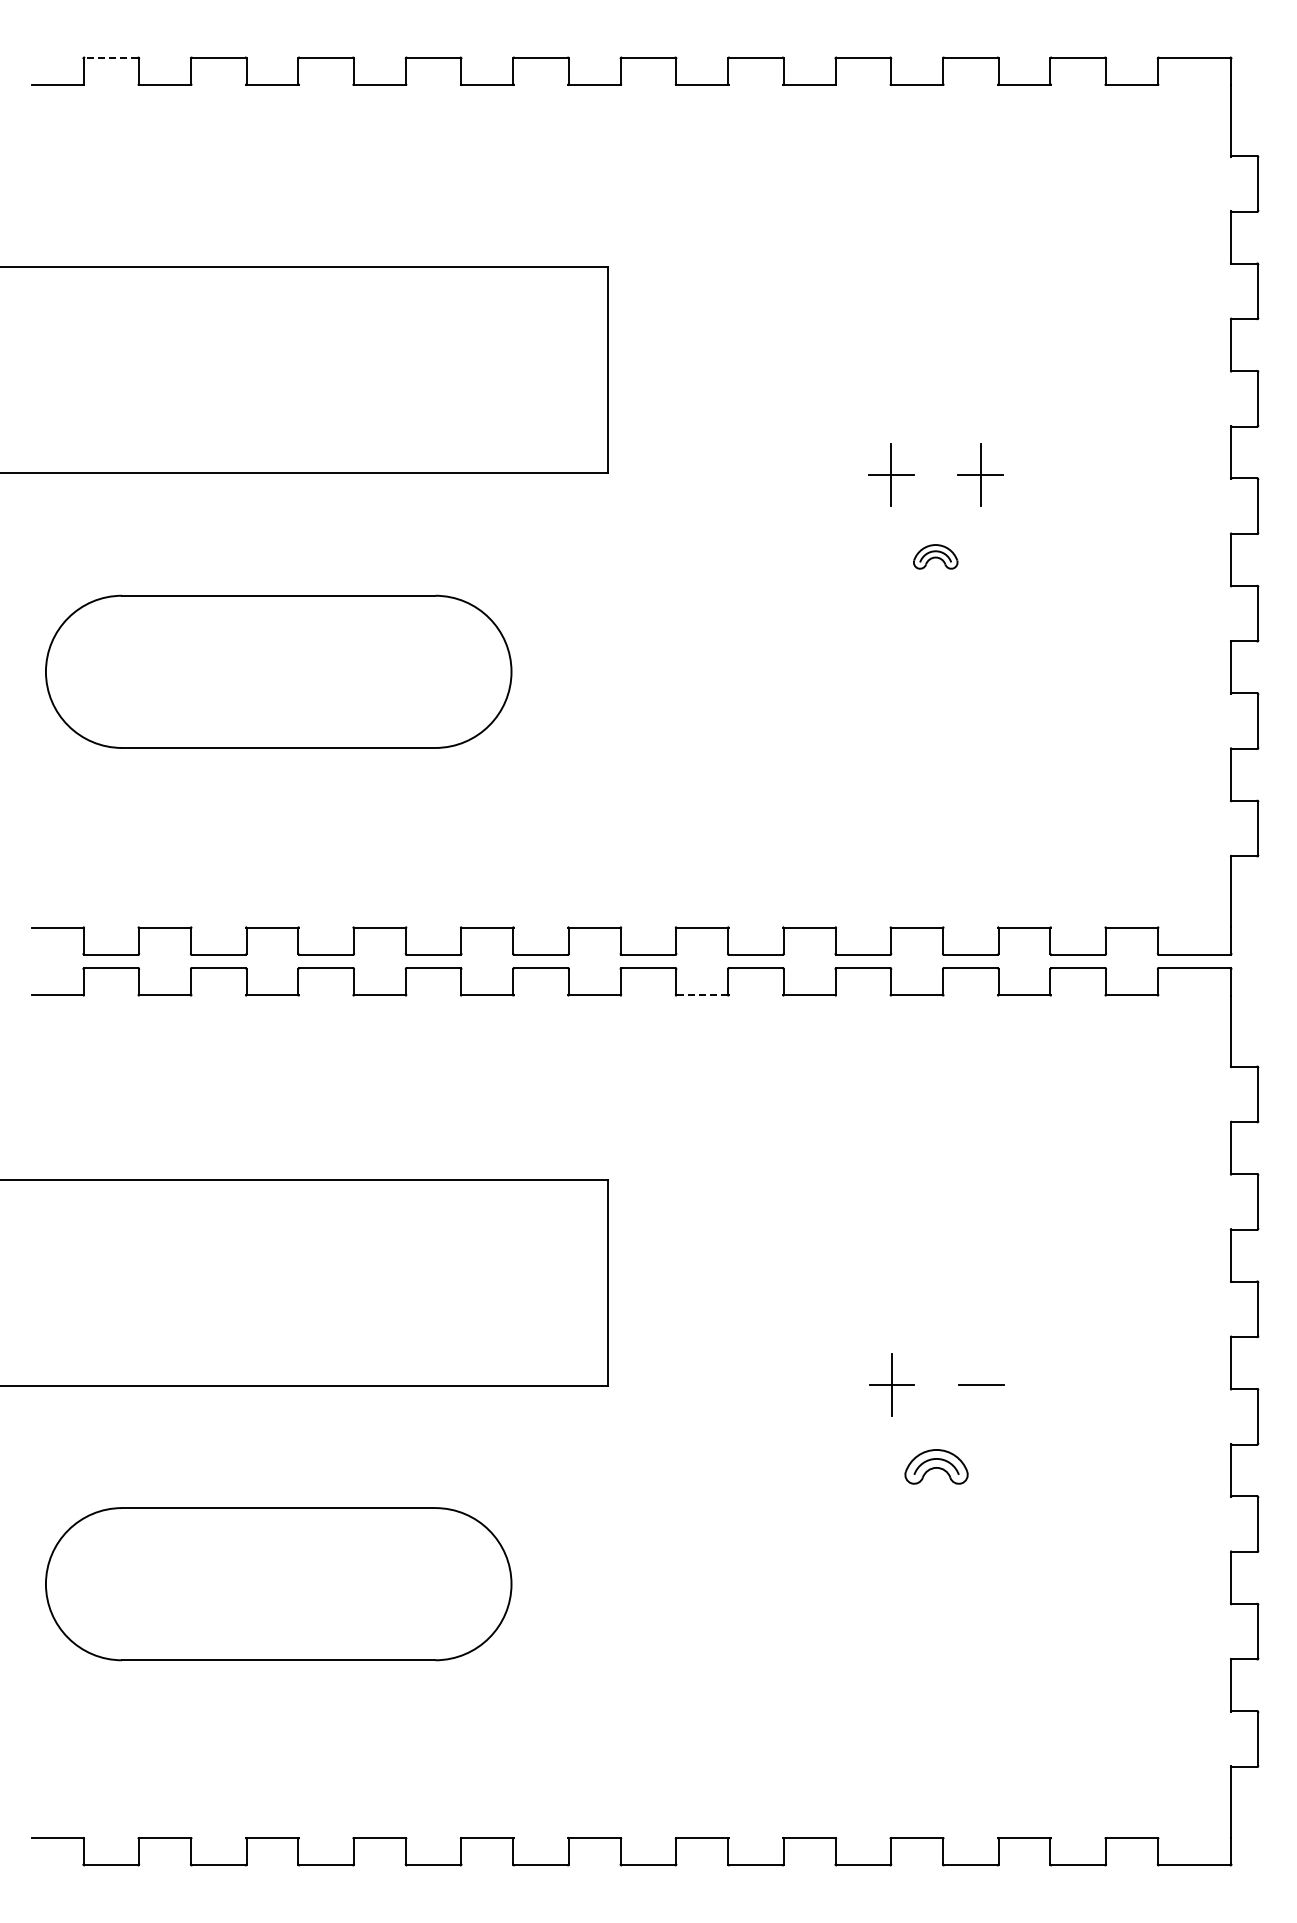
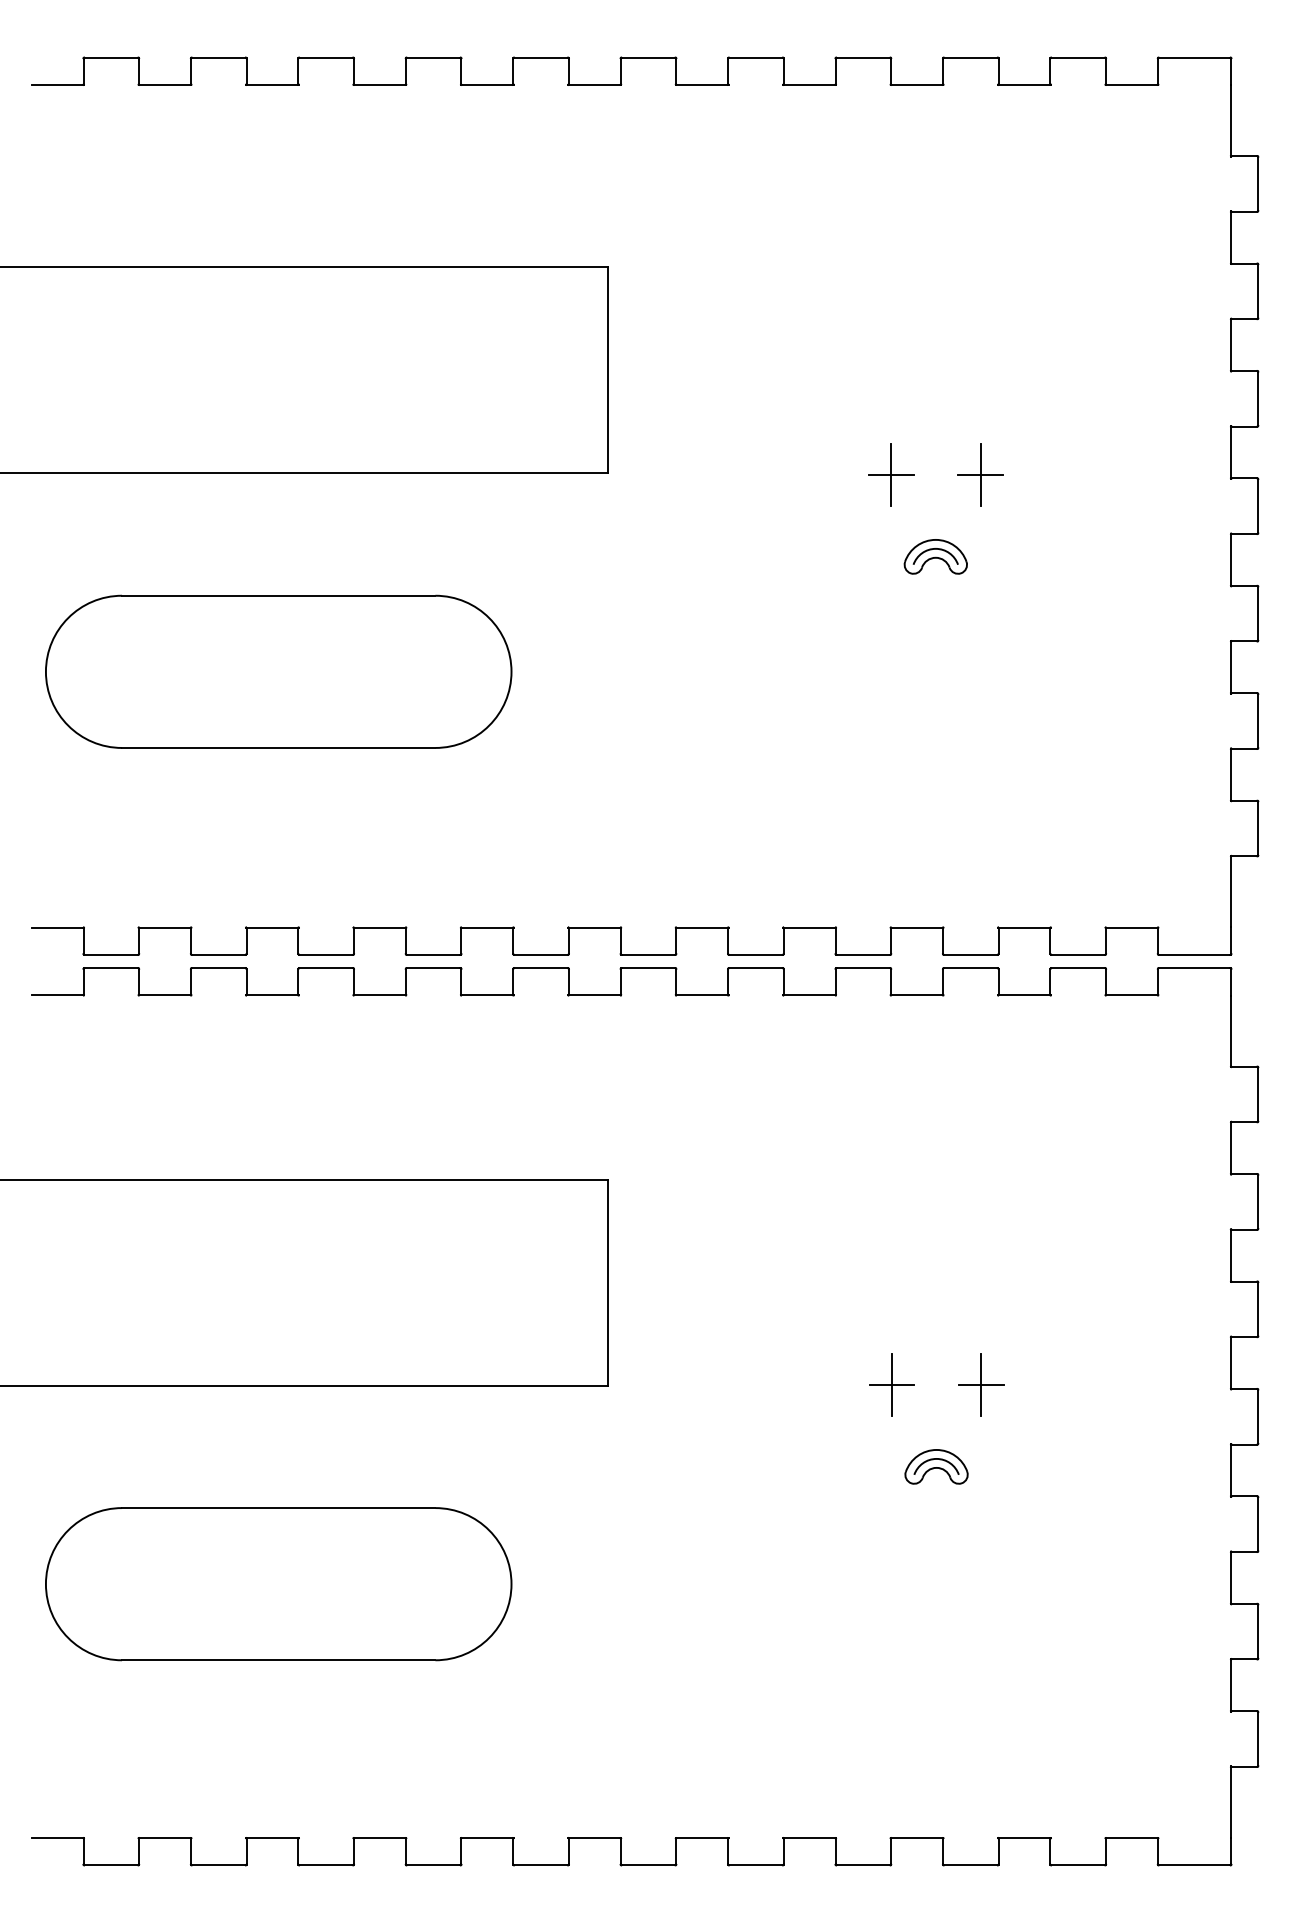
line: dashed -> solid (111, 57)
part size: 46x26 px -> 65x36 px (935, 556)
line: dashed -> solid (702, 995)
line: none -> present (981, 1384)
